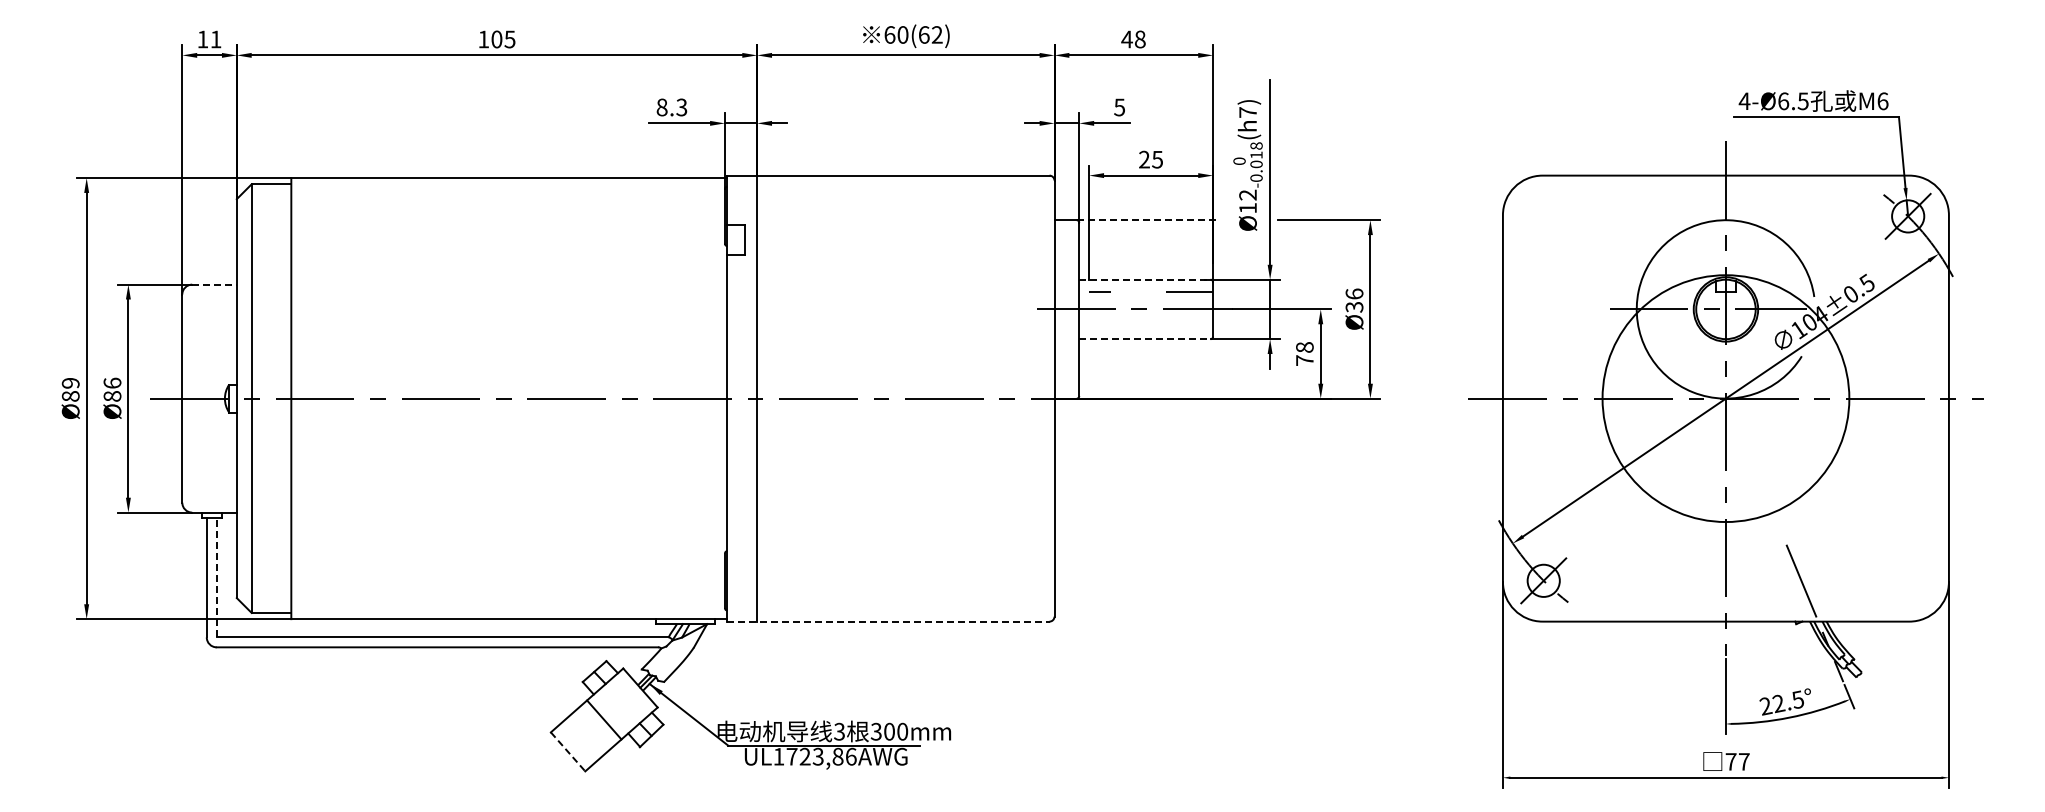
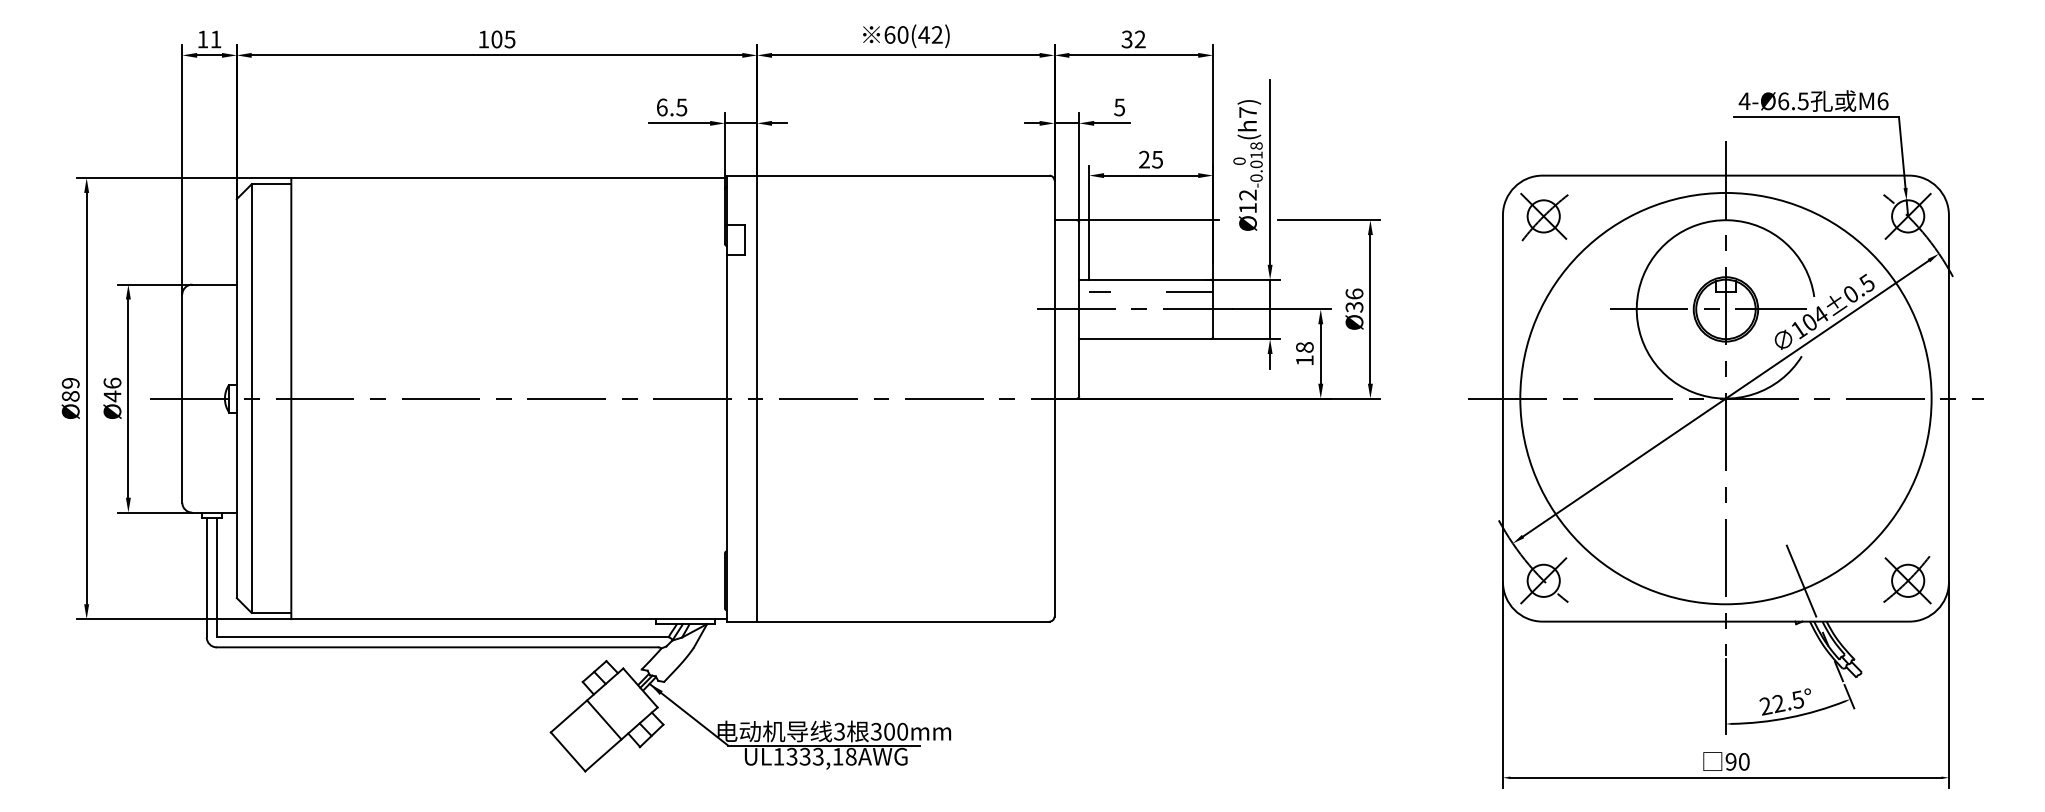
text: 60(62) -> 60(42) (923, 34)
text: 48 -> 32 (1133, 39)
text: 8.3 -> 6.5 (671, 107)
part: none -> present (1544, 216)
line: dashed -> solid (1147, 220)
line: dashed -> solid (1144, 279)
line: dashed -> solid (215, 284)
line: dashed -> solid (1144, 339)
text: 78 -> 18 (1304, 360)
text: Ø86 -> Ø46 (112, 396)
circle diameter: 247 px -> 411 px (1725, 398)
line: dashed -> solid (216, 577)
part: none -> present (1907, 580)
line: dashed -> solid (888, 621)
line: dashed -> solid (568, 752)
text: UL1723,86AWG -> UL1333,18AWG (821, 756)
text: 77 -> 90 (1737, 761)
